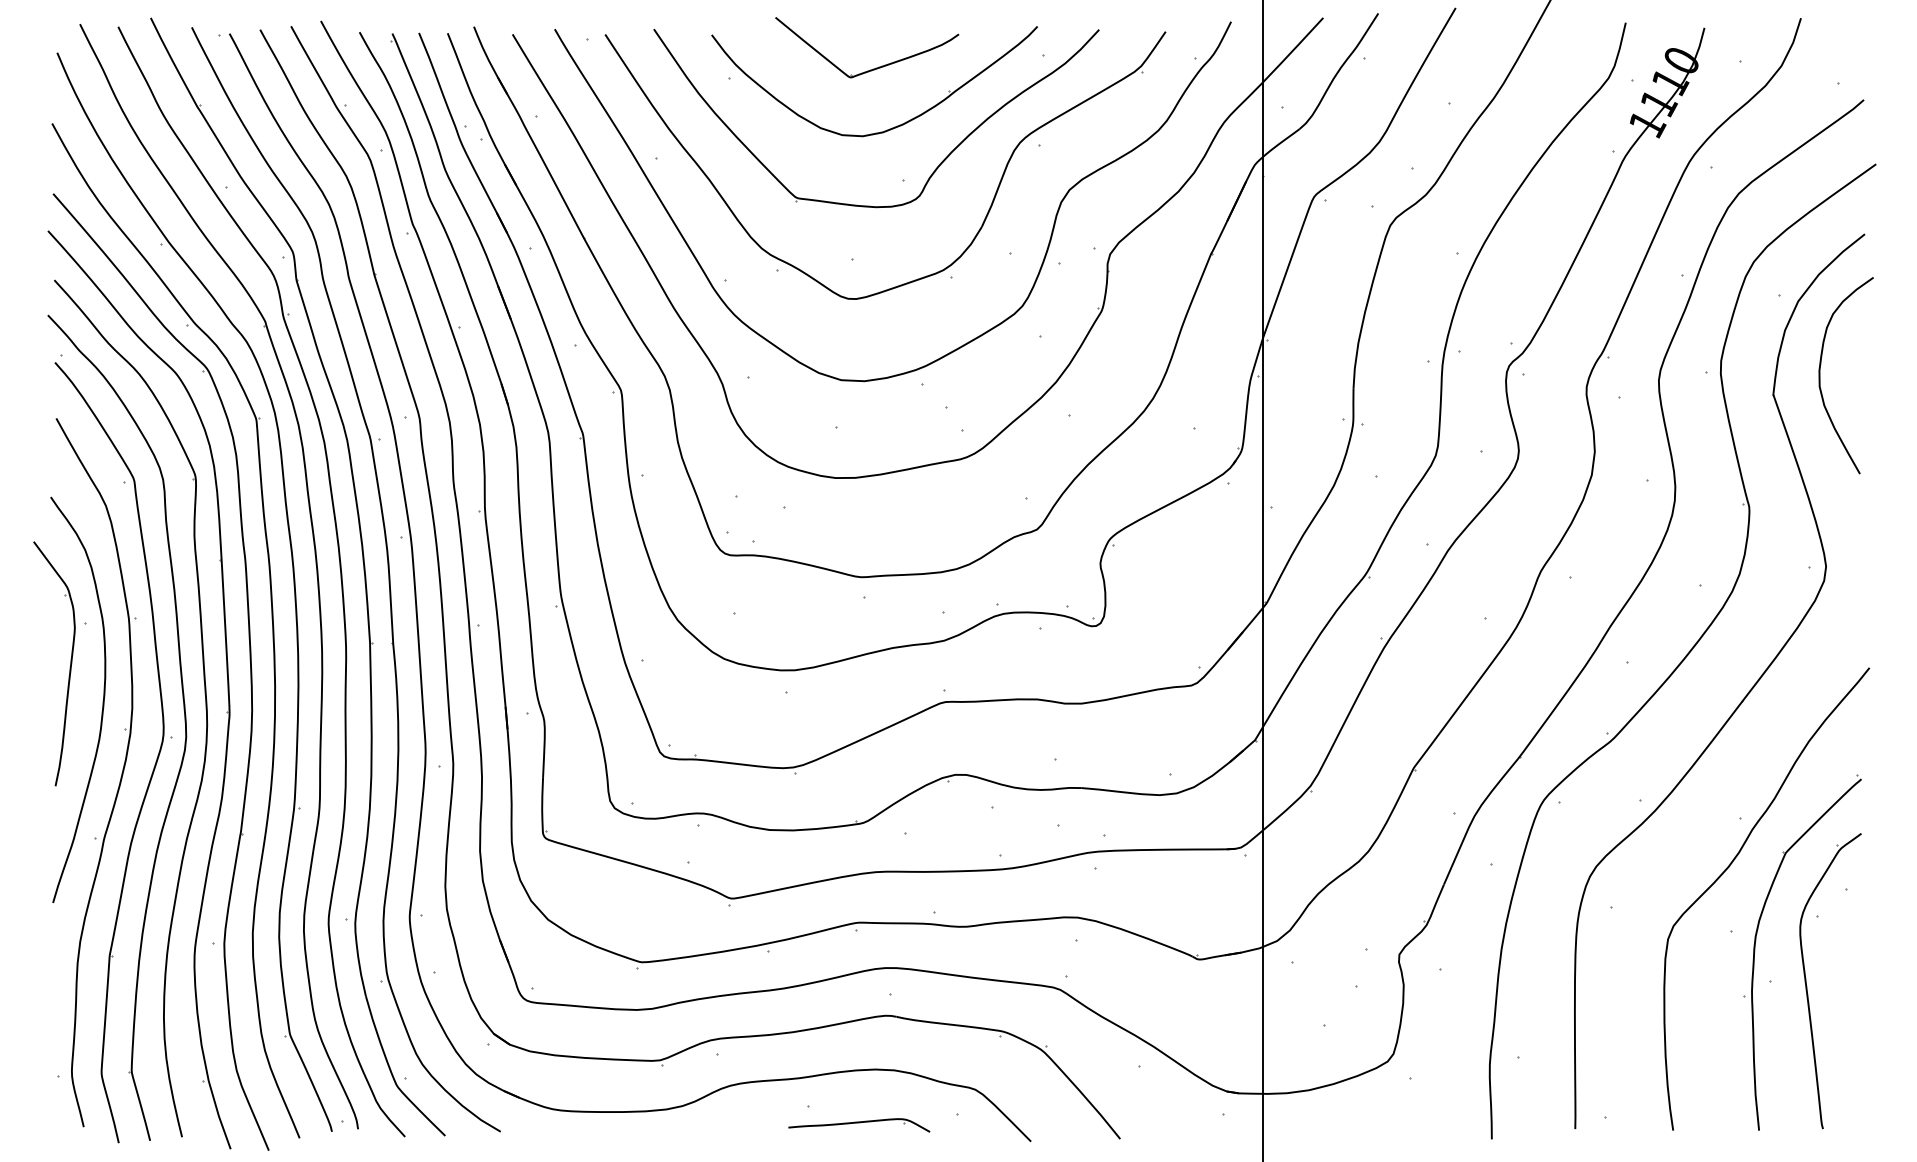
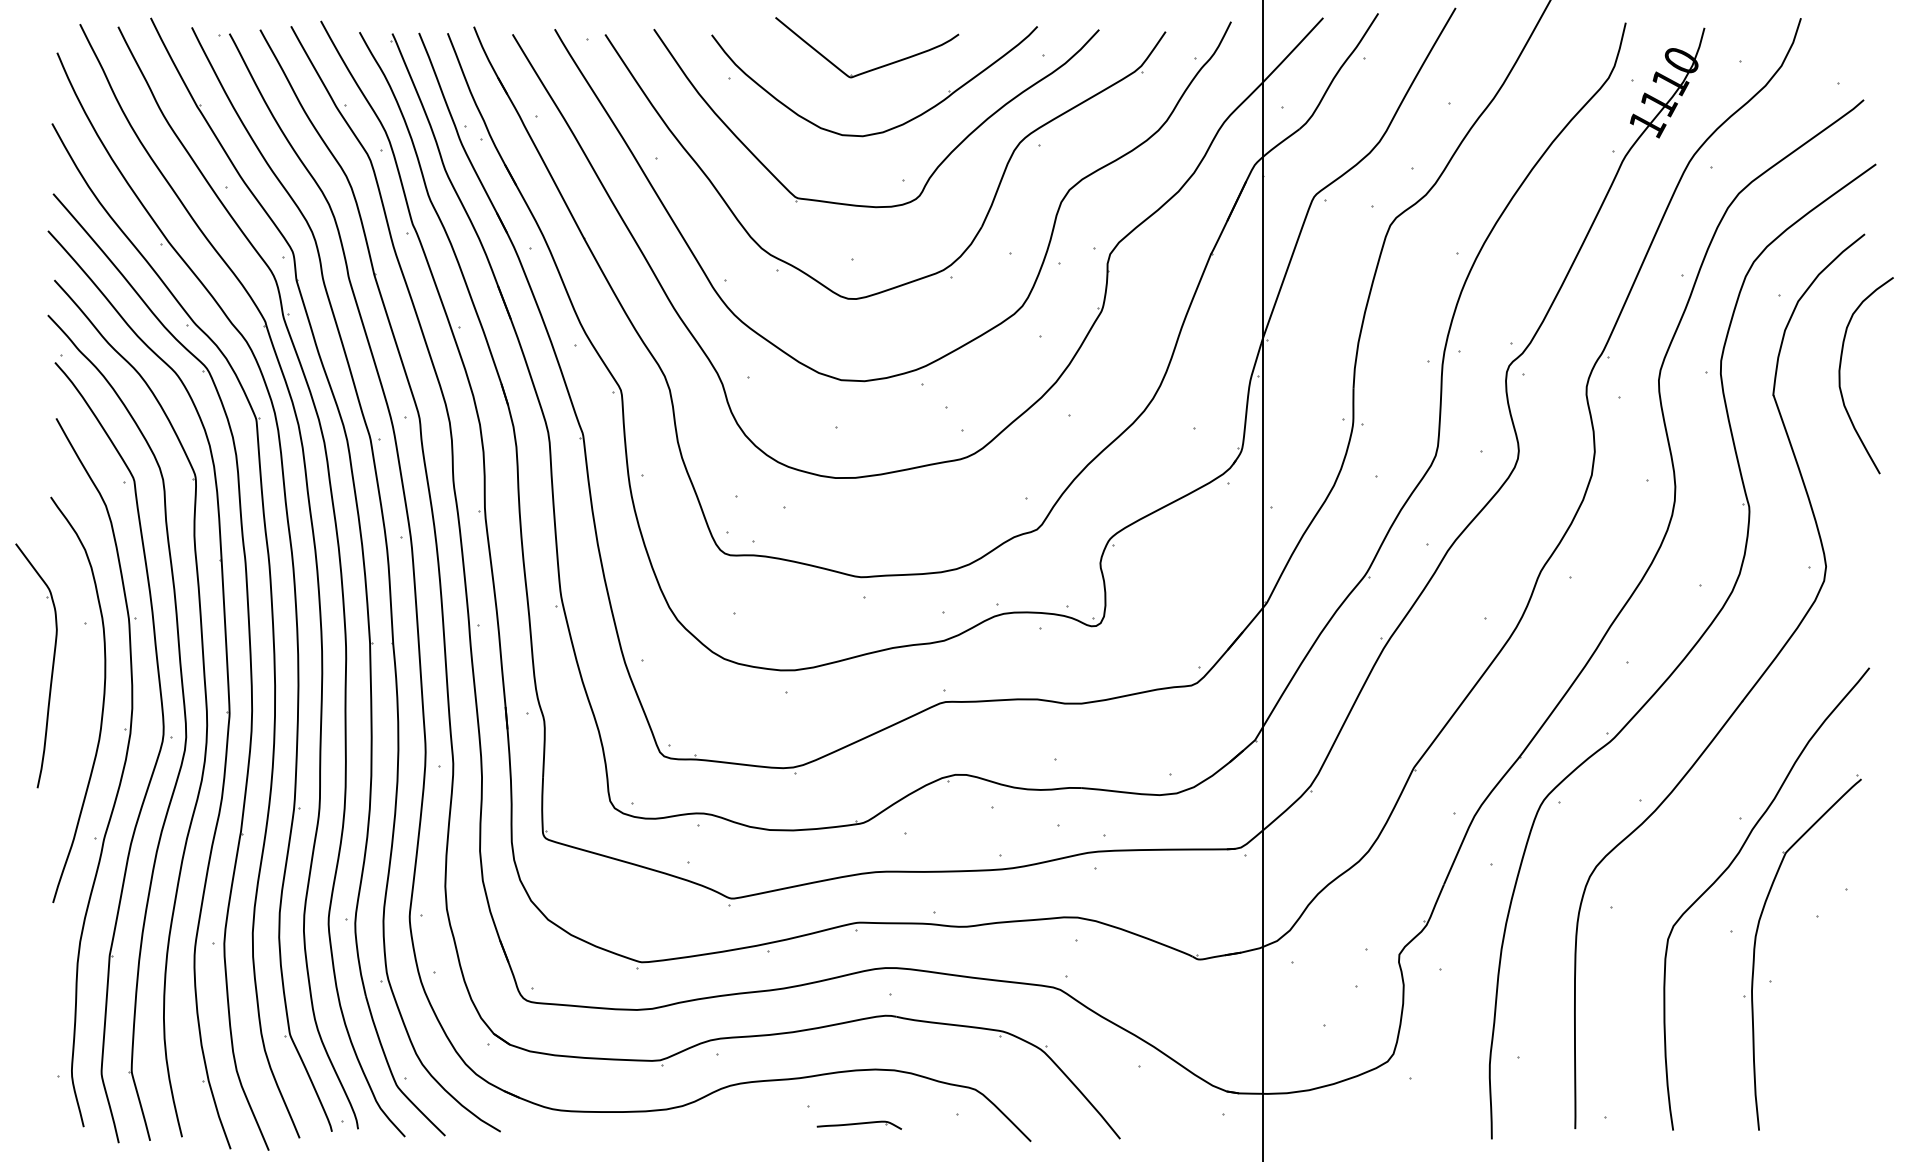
curve position: (1820, 375) -> (1840, 375) (1840, 375)
part position: (69, 667) -> (51, 669) (51, 669)
part: present -> none (1807, 986)
part size: 143x15 px -> 86x10 px (858, 1124)
